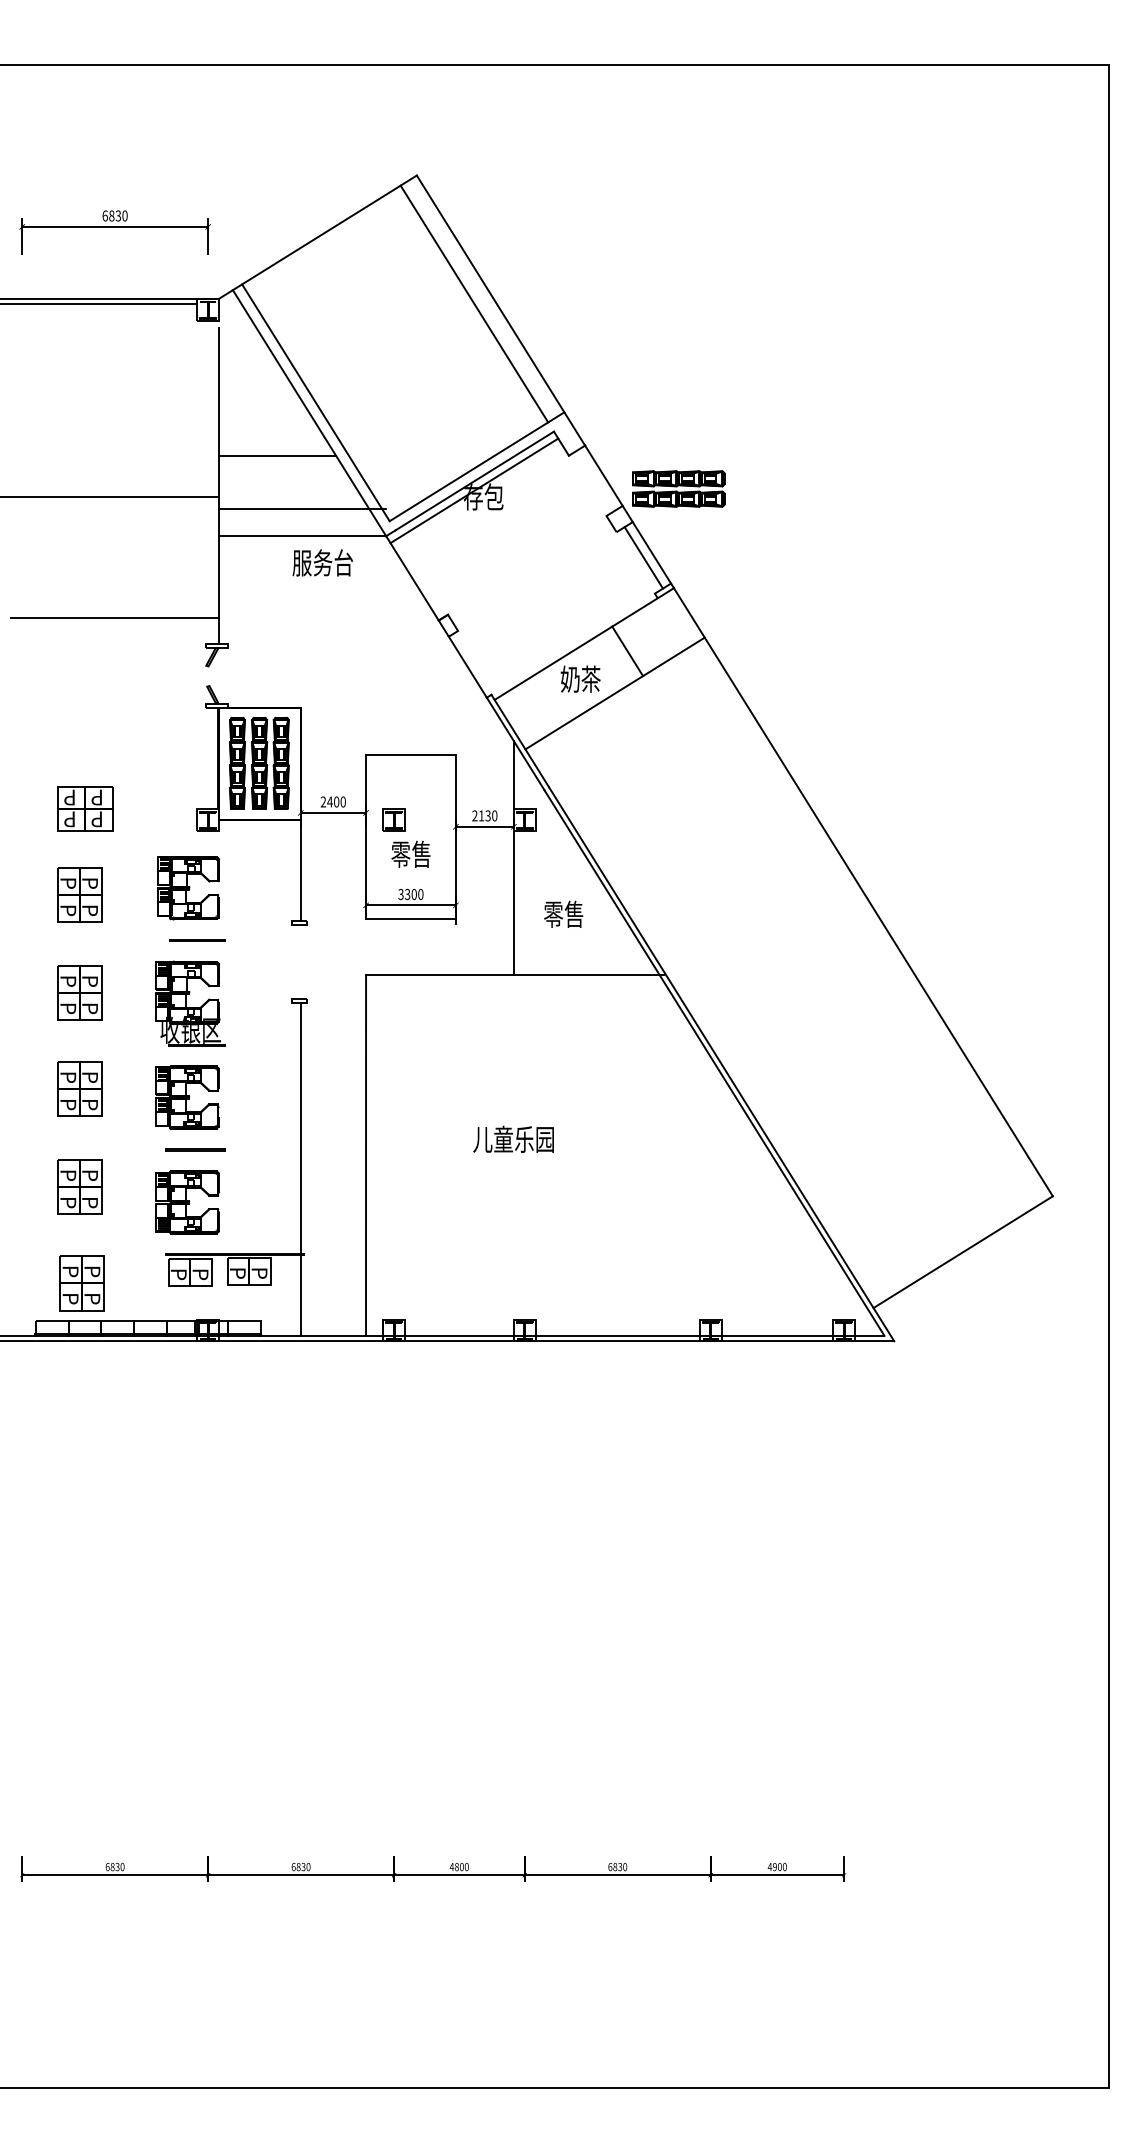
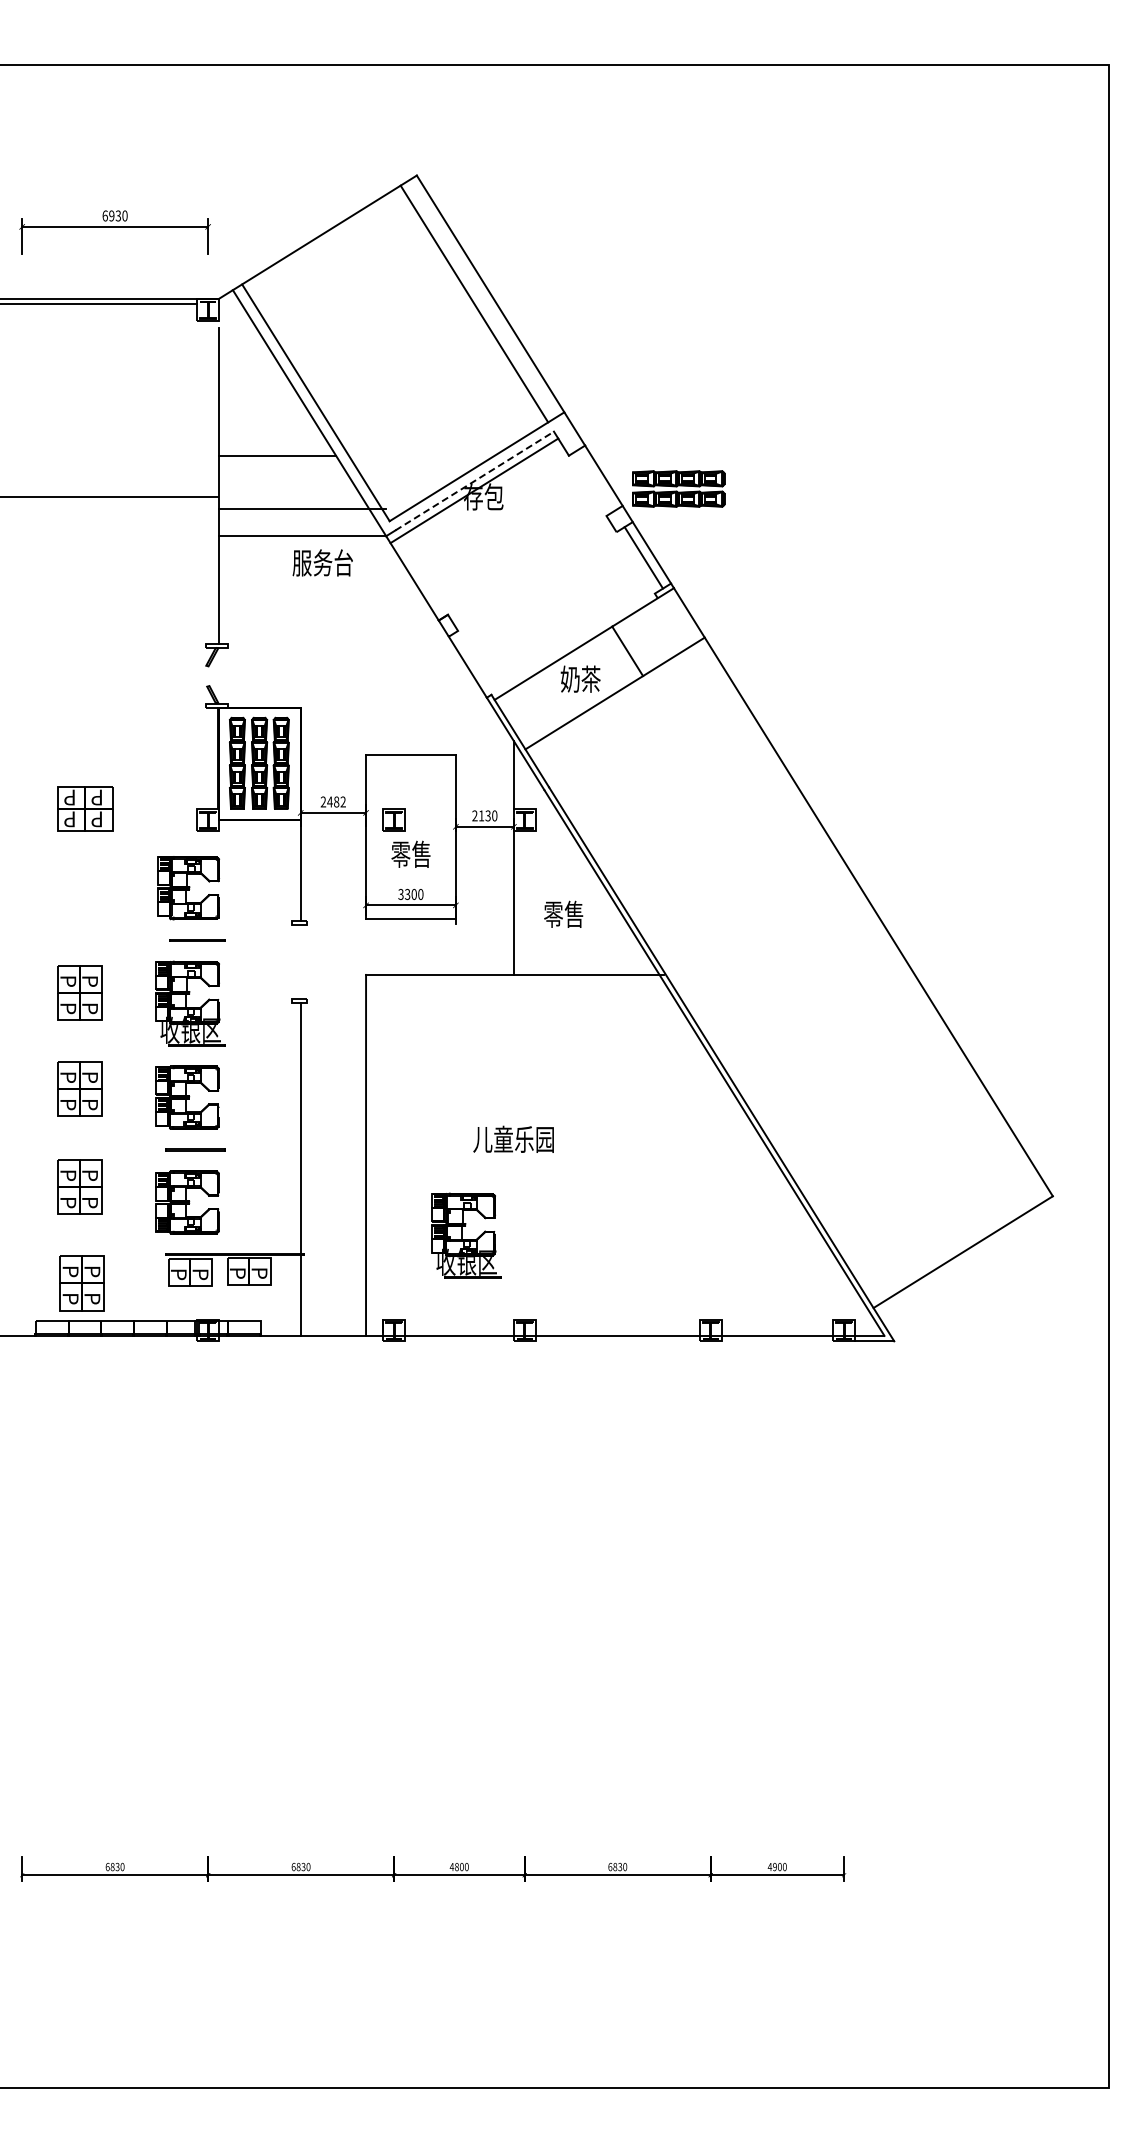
text: 6830 -> 6930 (111, 215)
line: solid -> dashed (475, 480)
line: present -> none (115, 617)
text: 2400 -> 2482 (339, 801)
part: present -> none (79, 894)
part: none -> present (466, 1235)
line: present -> none (417, 1341)
